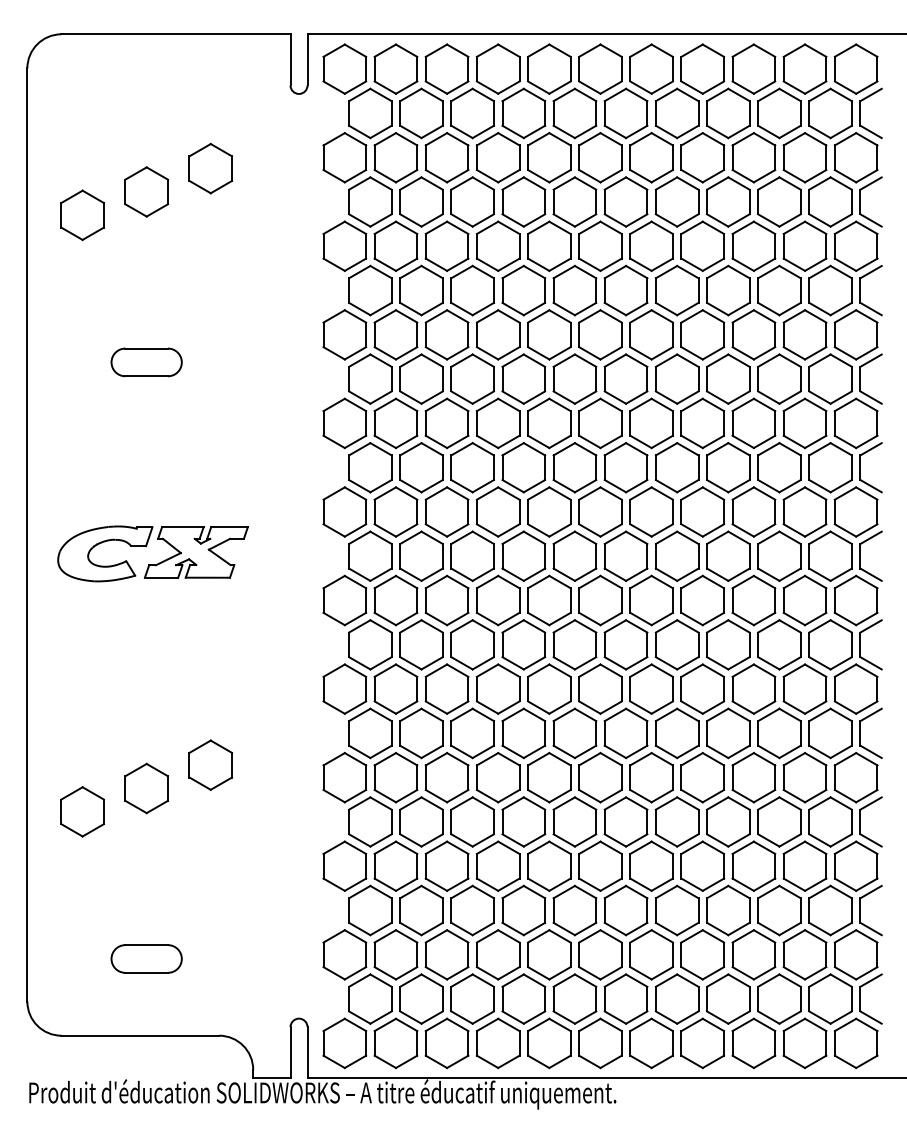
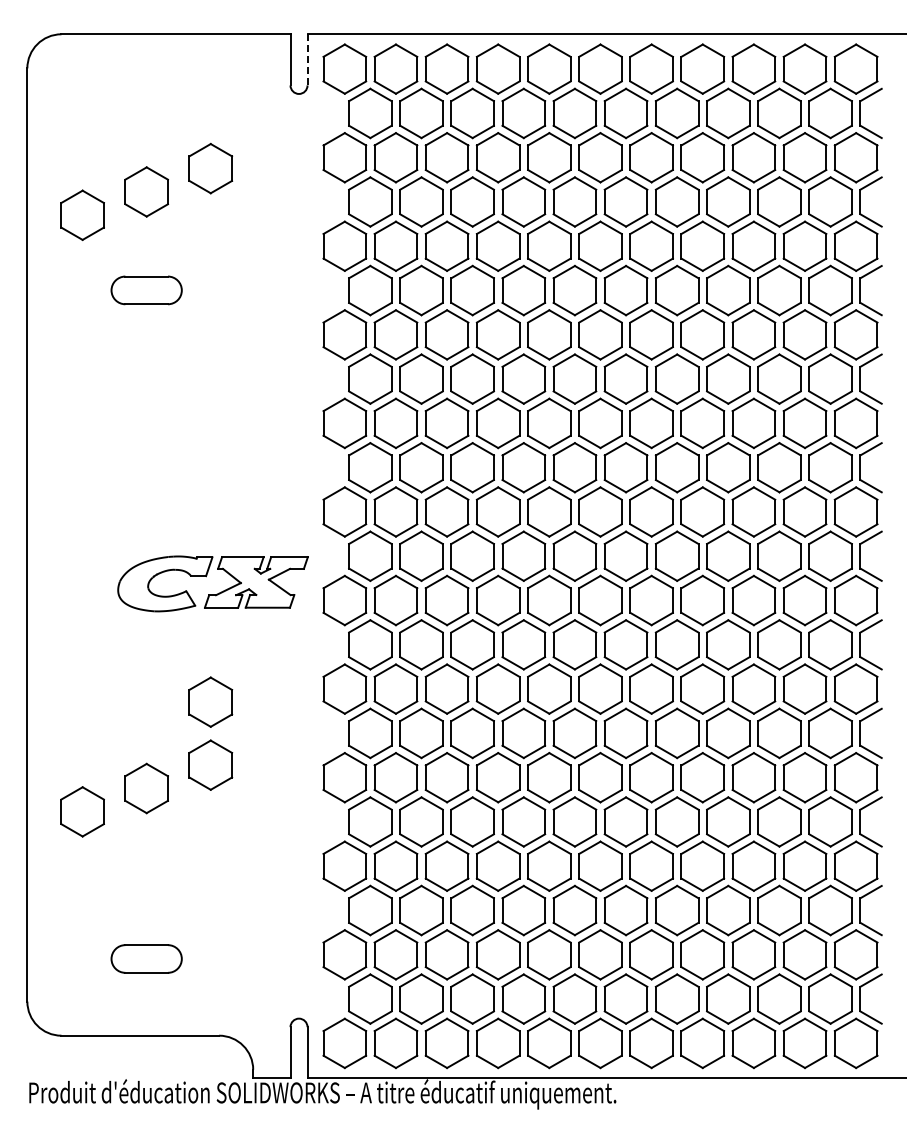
line: solid -> dashed (307, 59)
part position: (146, 362) -> (146, 290) (146, 290)
part position: (146, 547) -> (206, 577) (206, 577)
part: none -> present (210, 701)
